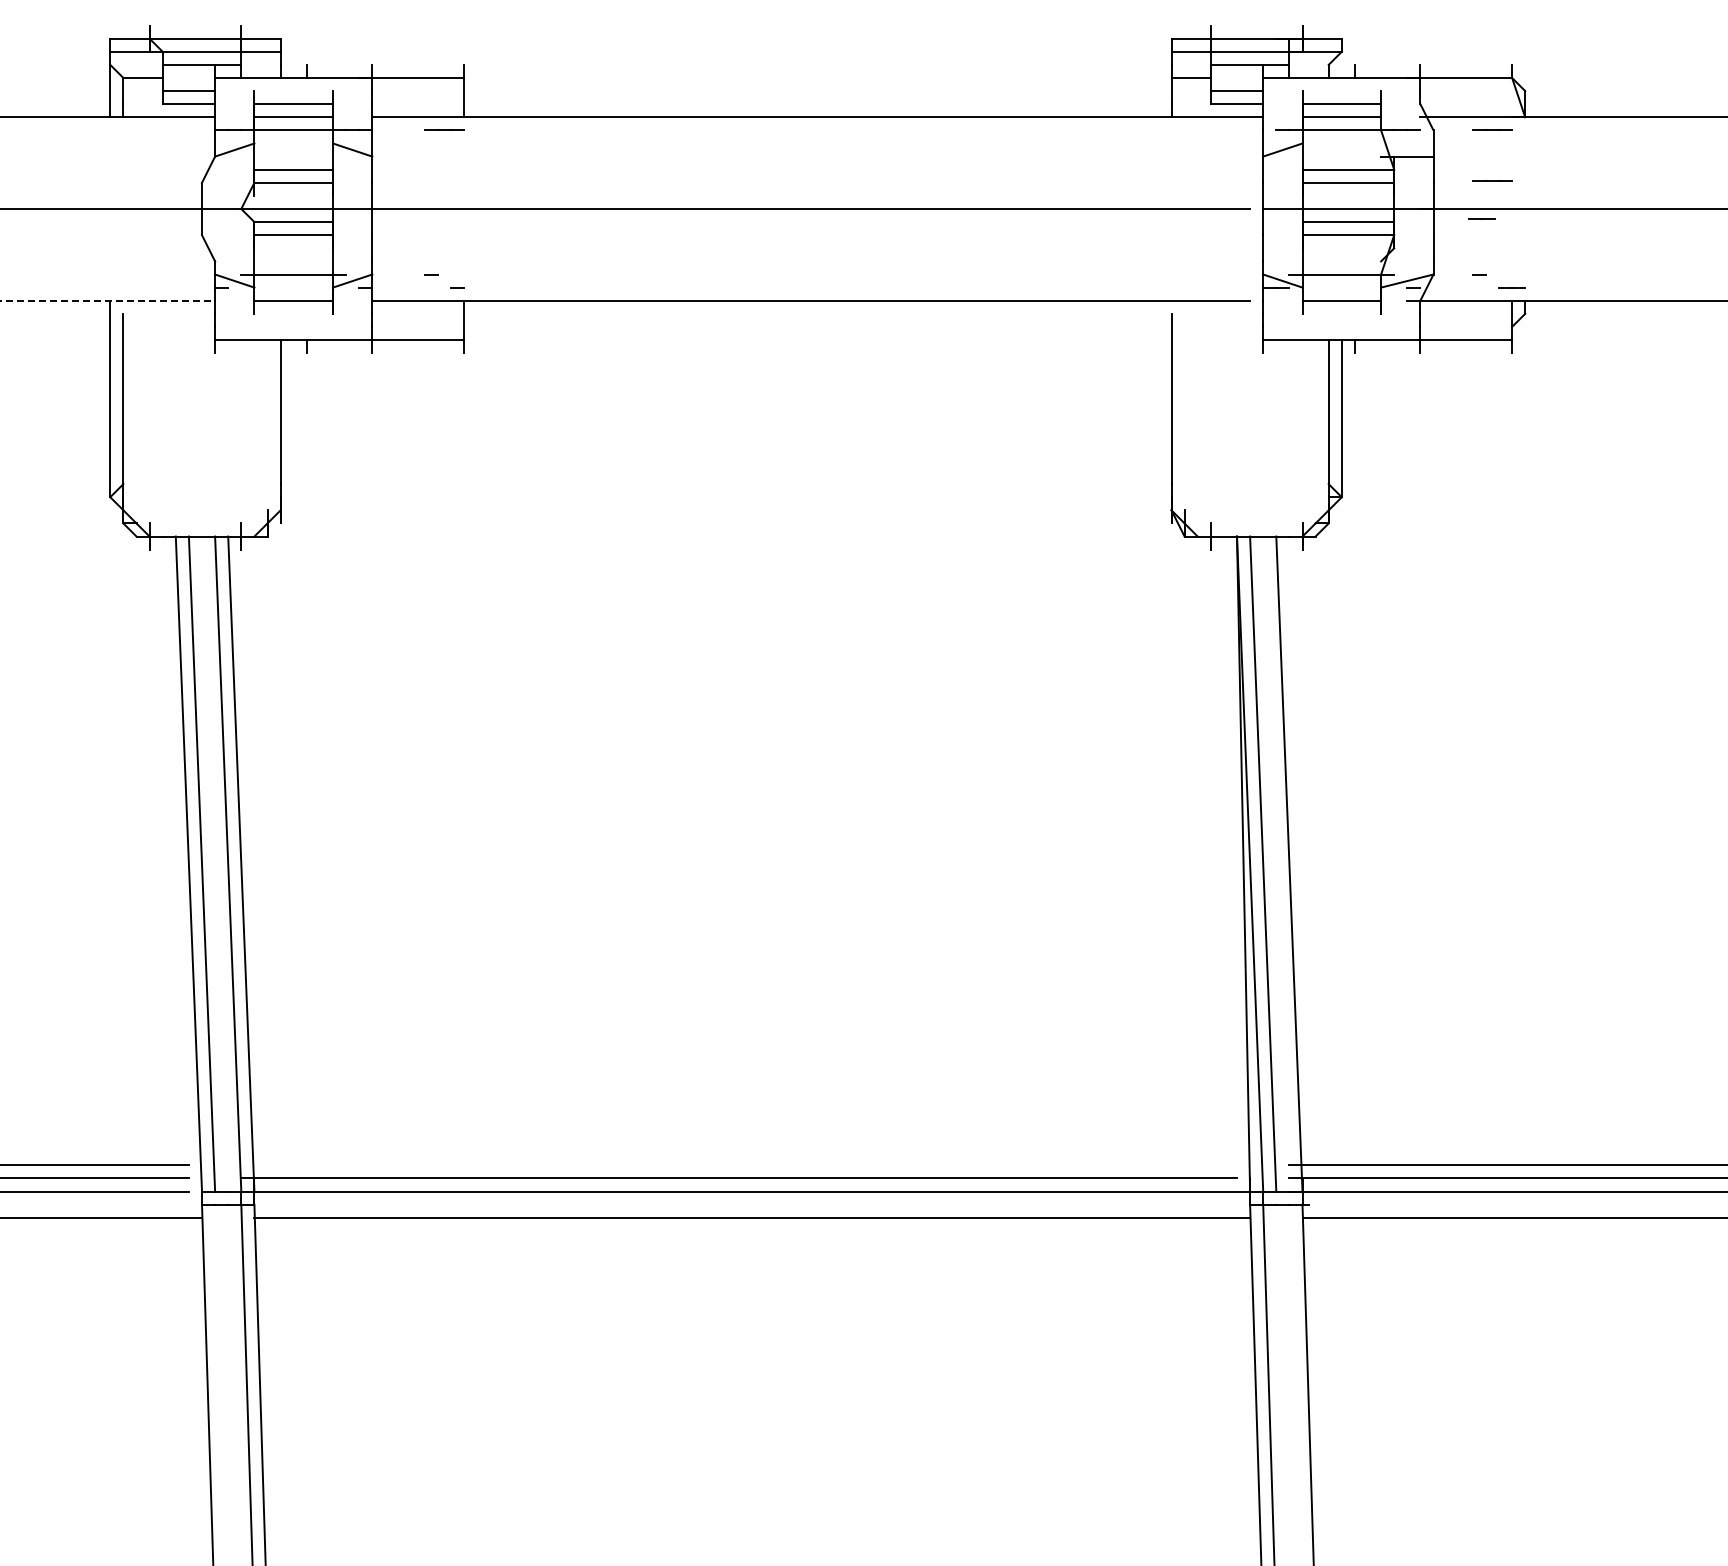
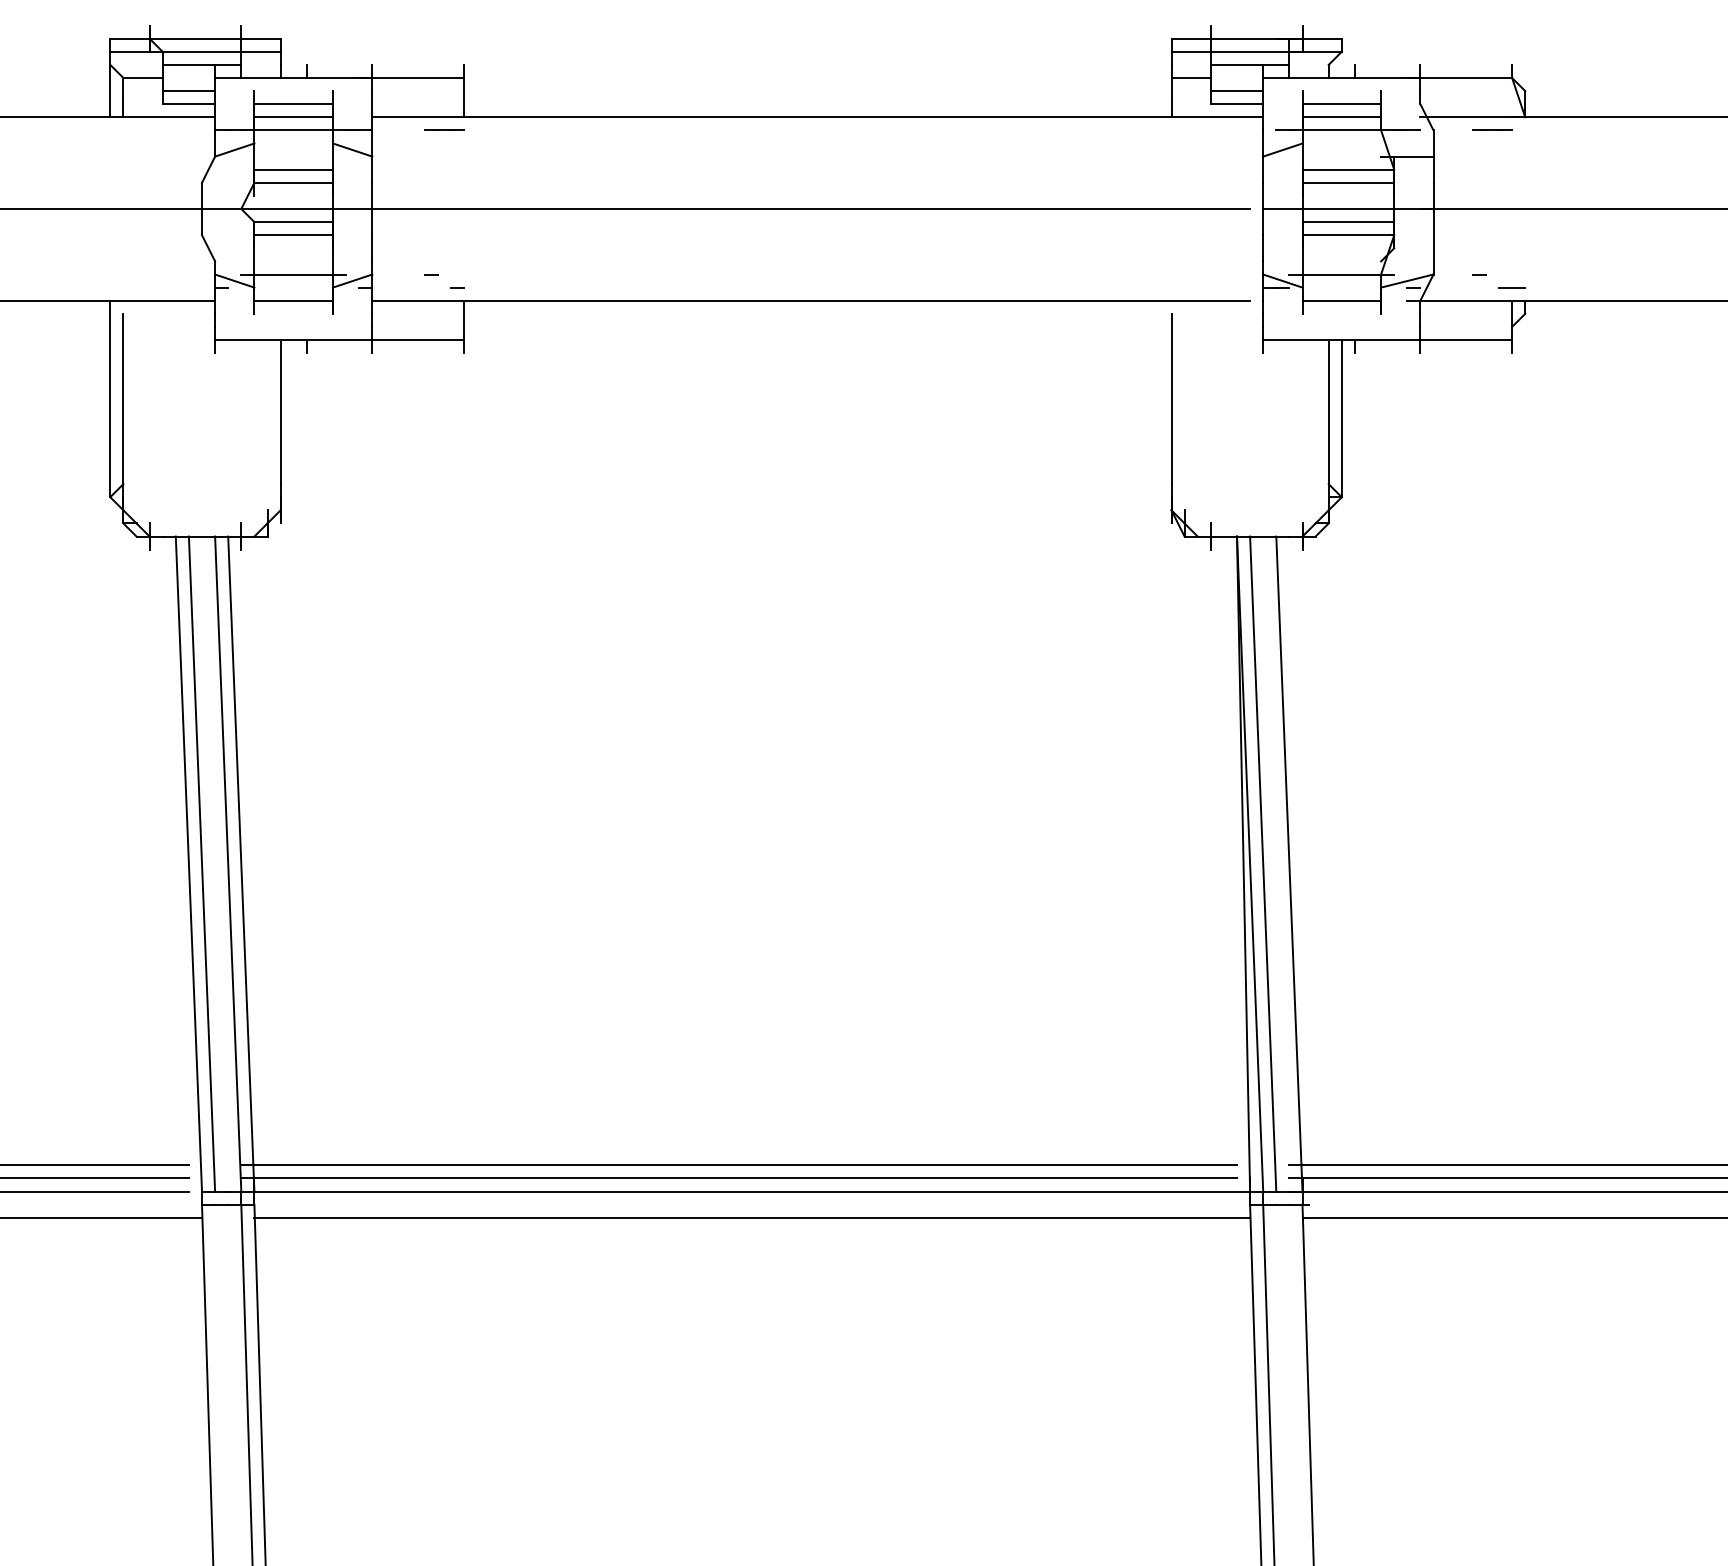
line: present -> none (1492, 180)
line: present -> none (1481, 218)
line: dashed -> solid (108, 300)
line: none -> present (739, 1165)
